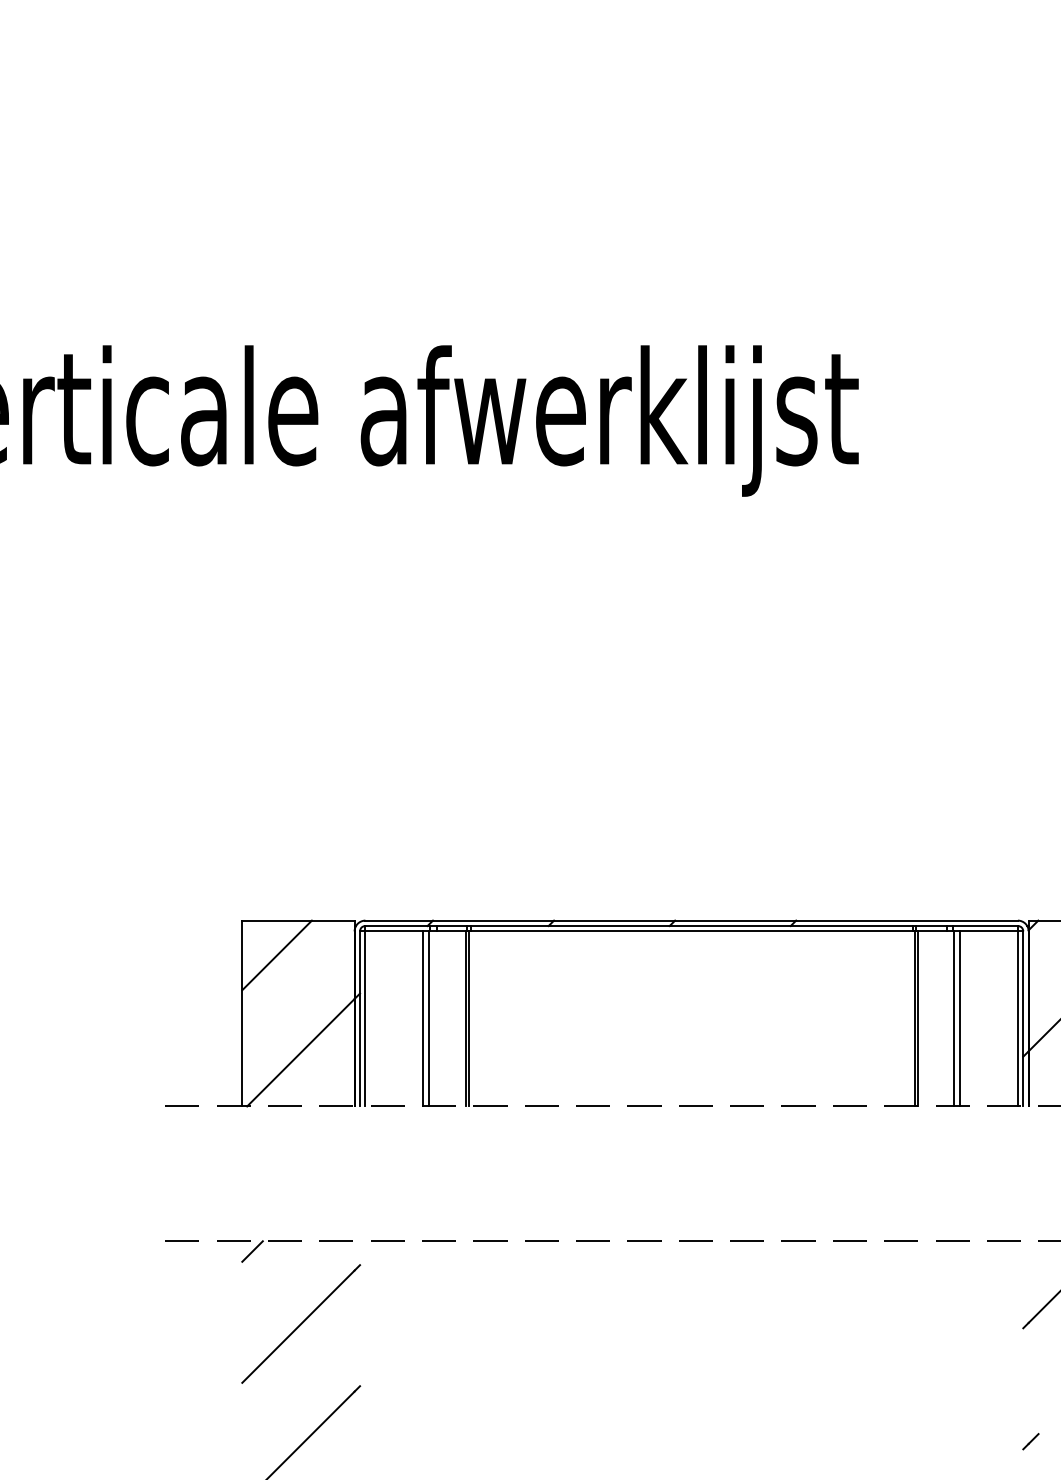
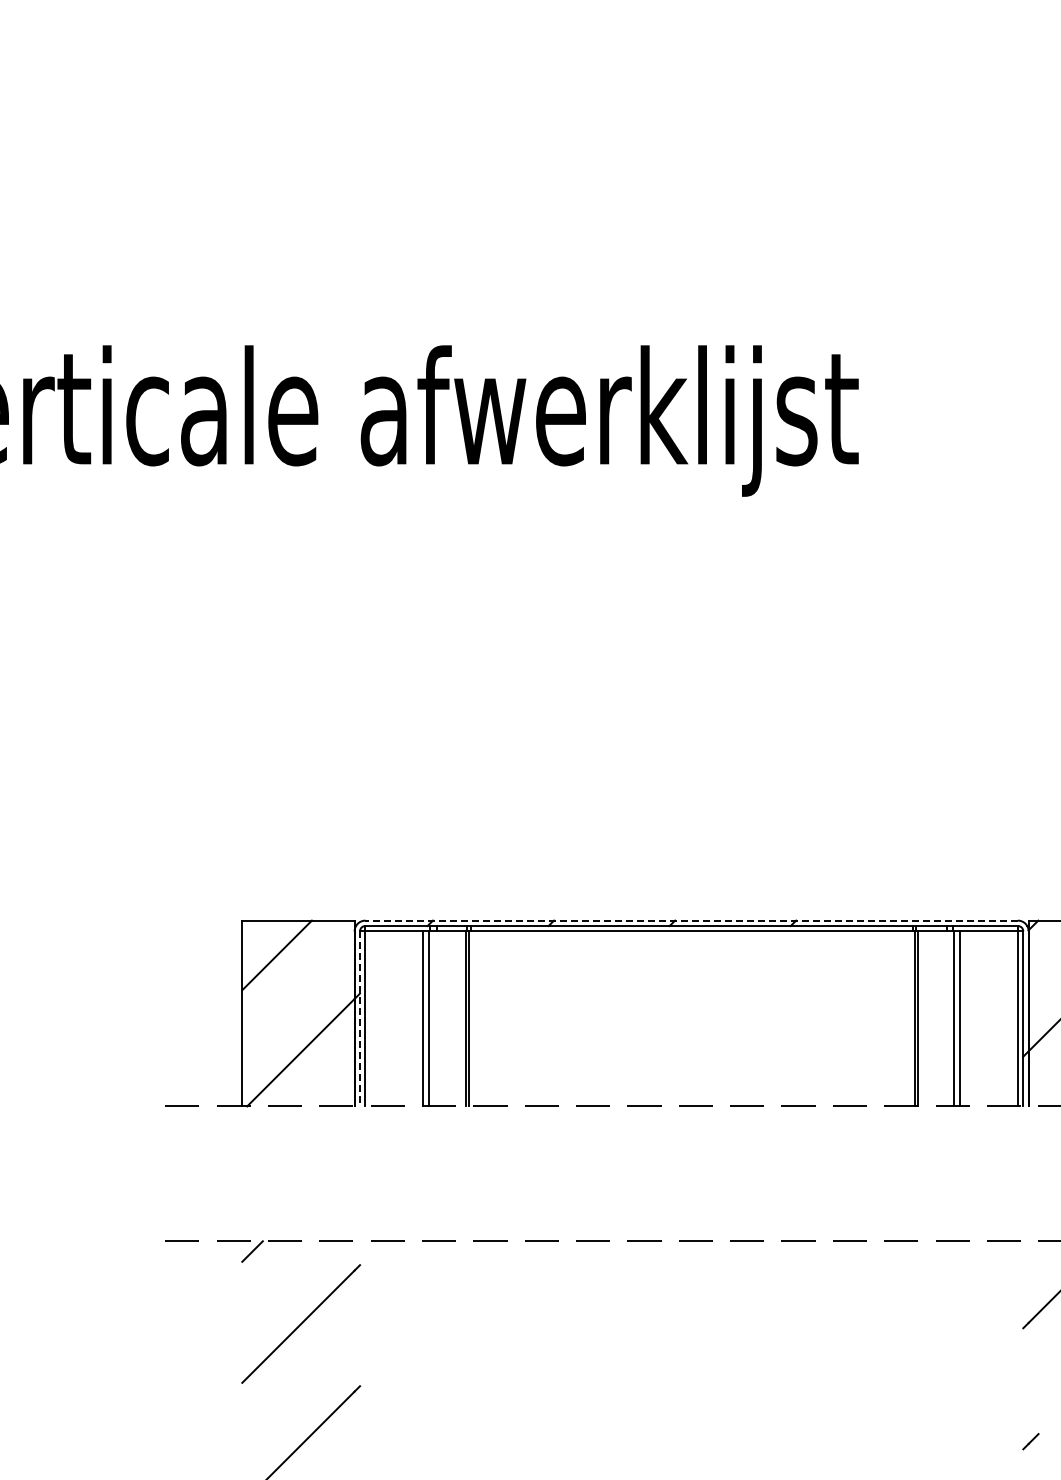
line: solid -> dashed (691, 920)
line: solid -> dashed (360, 1018)
